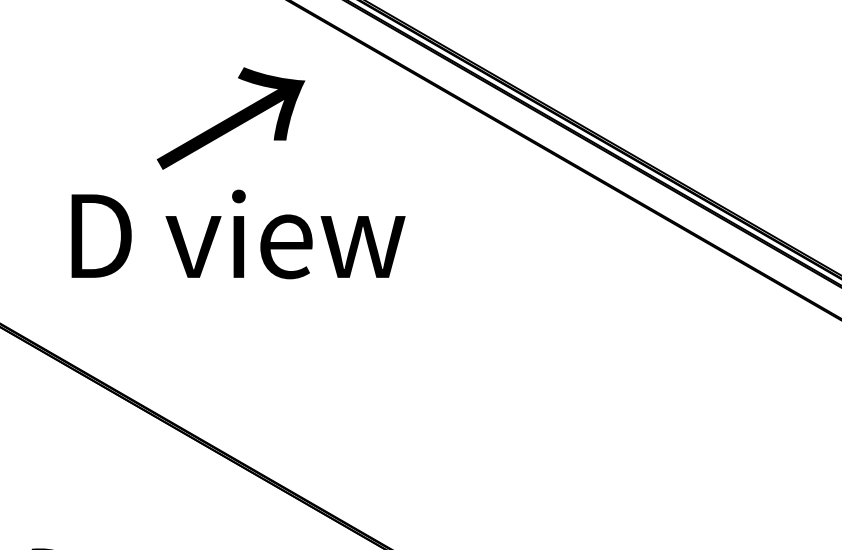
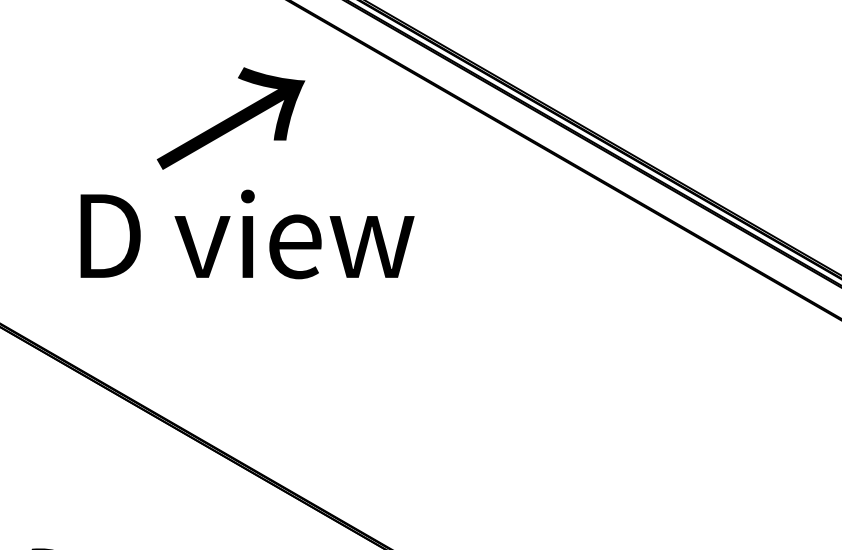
text position: (238, 234) -> (247, 234) (247, 234)
